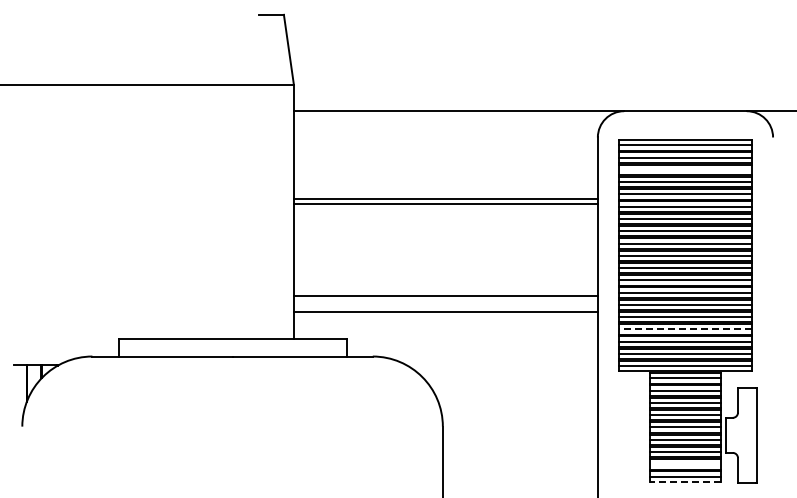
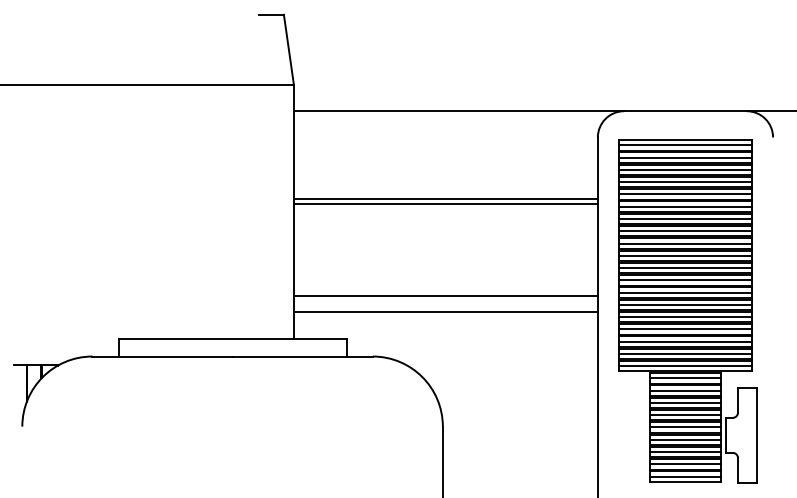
line: none -> present (685, 169)
line: dashed -> solid (685, 329)
line: none -> present (685, 464)
line: dashed -> solid (684, 481)
